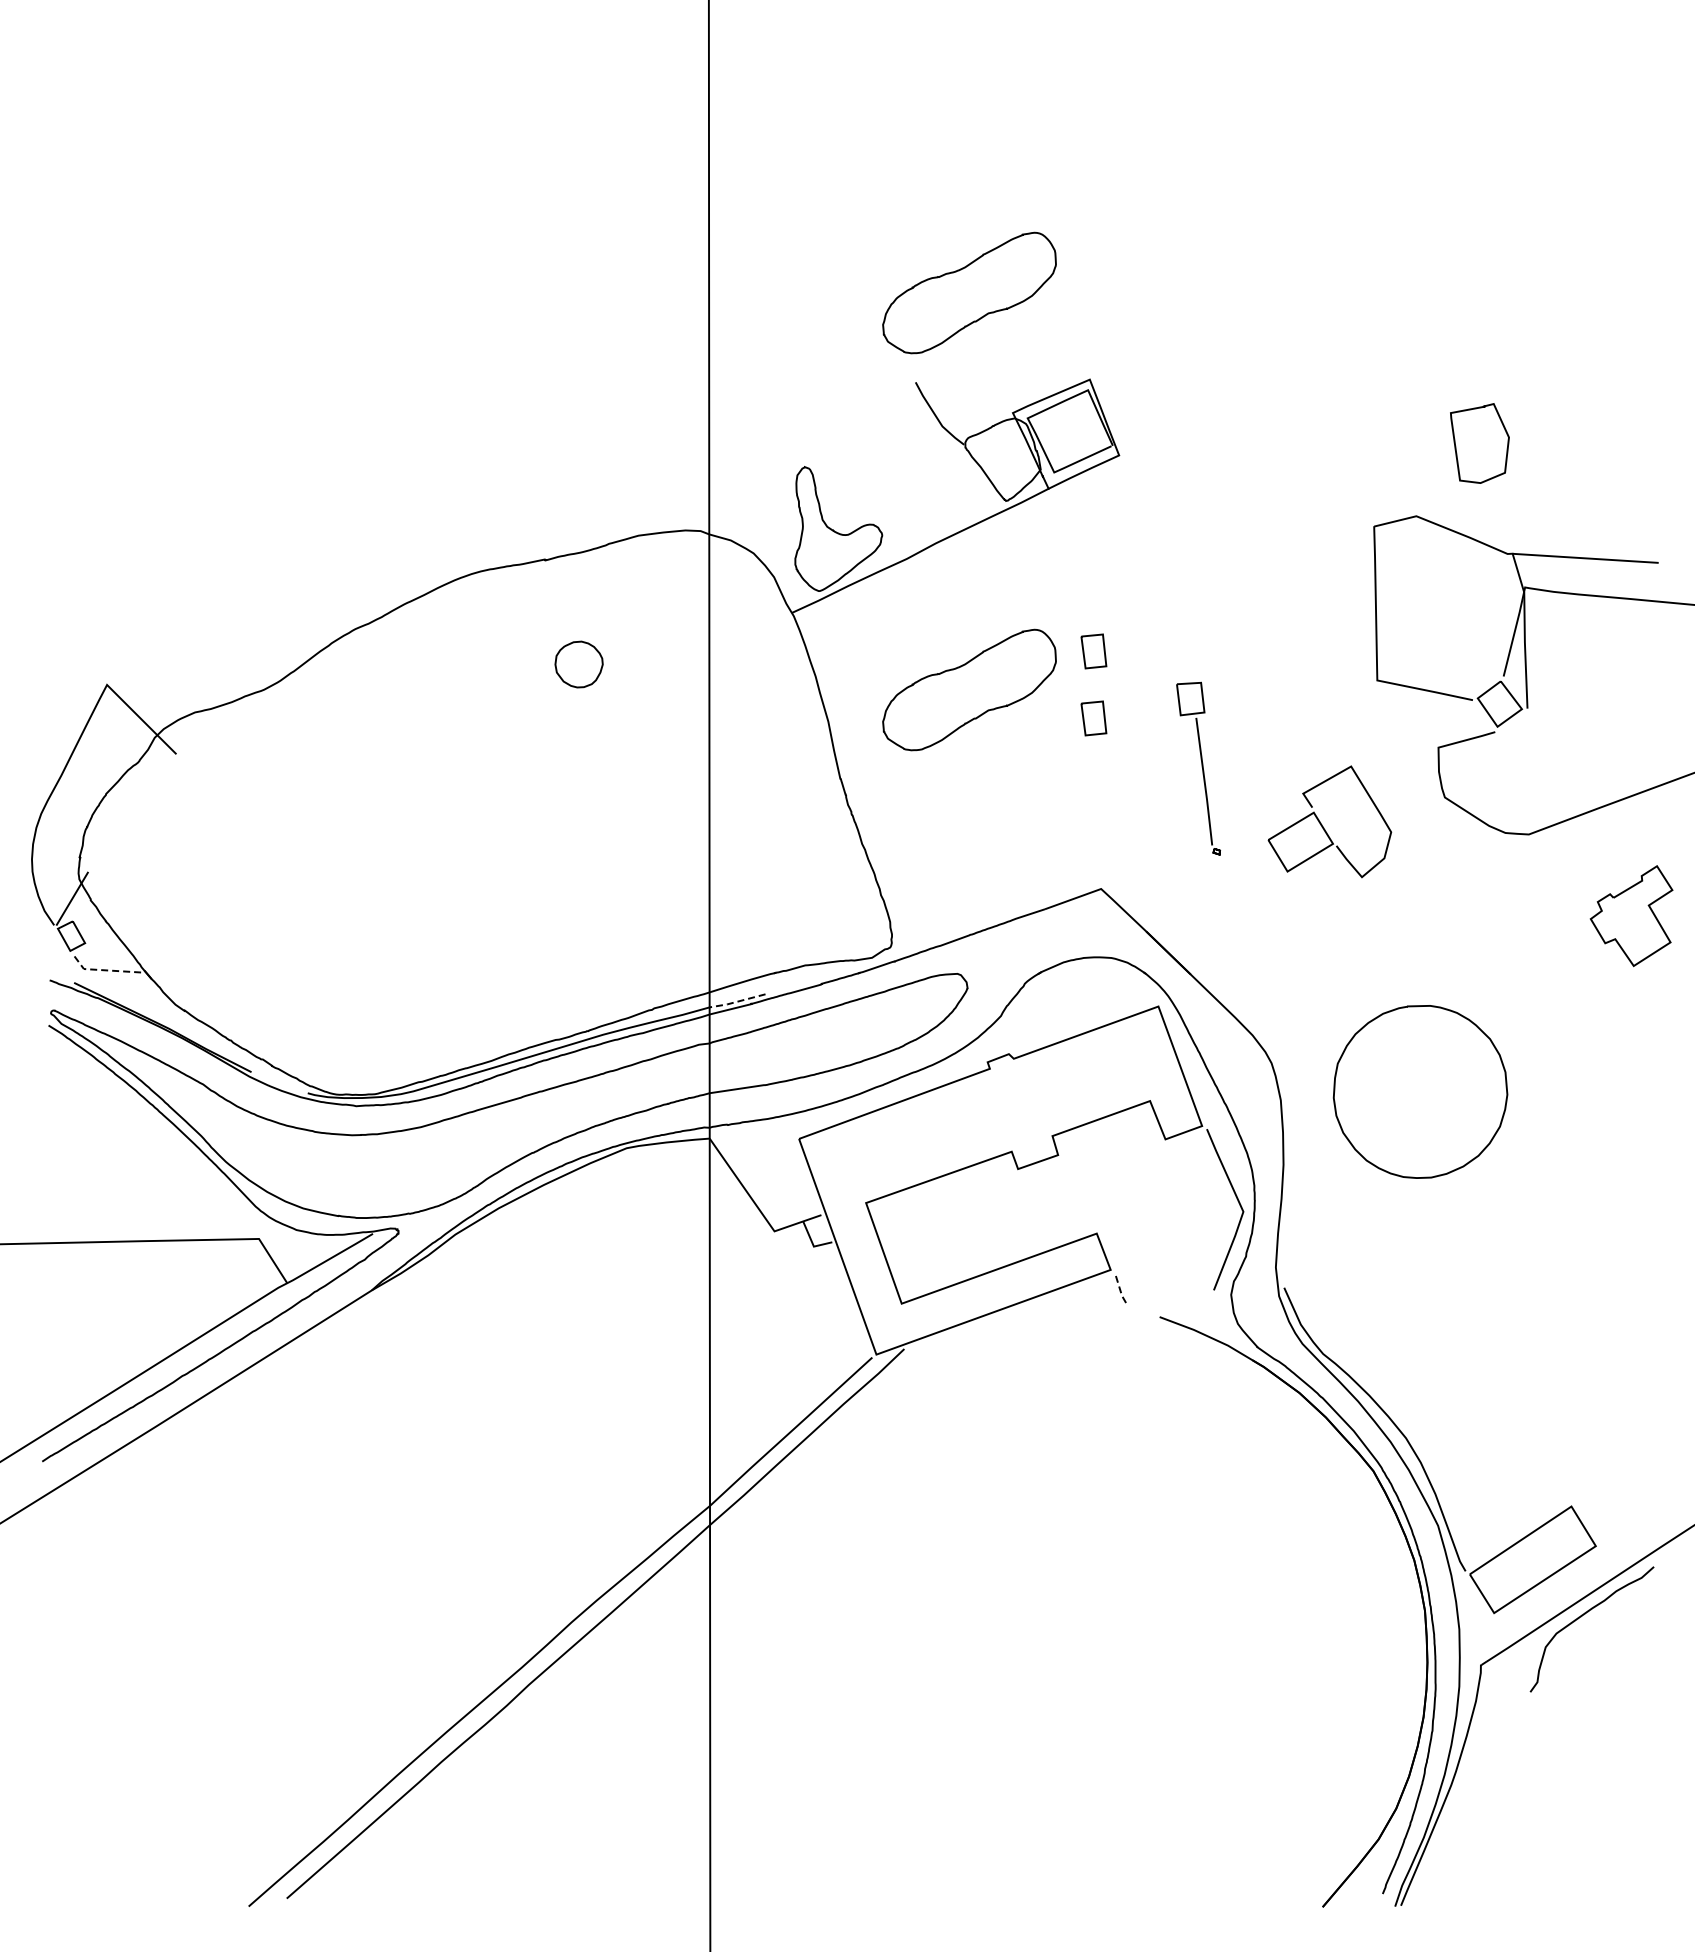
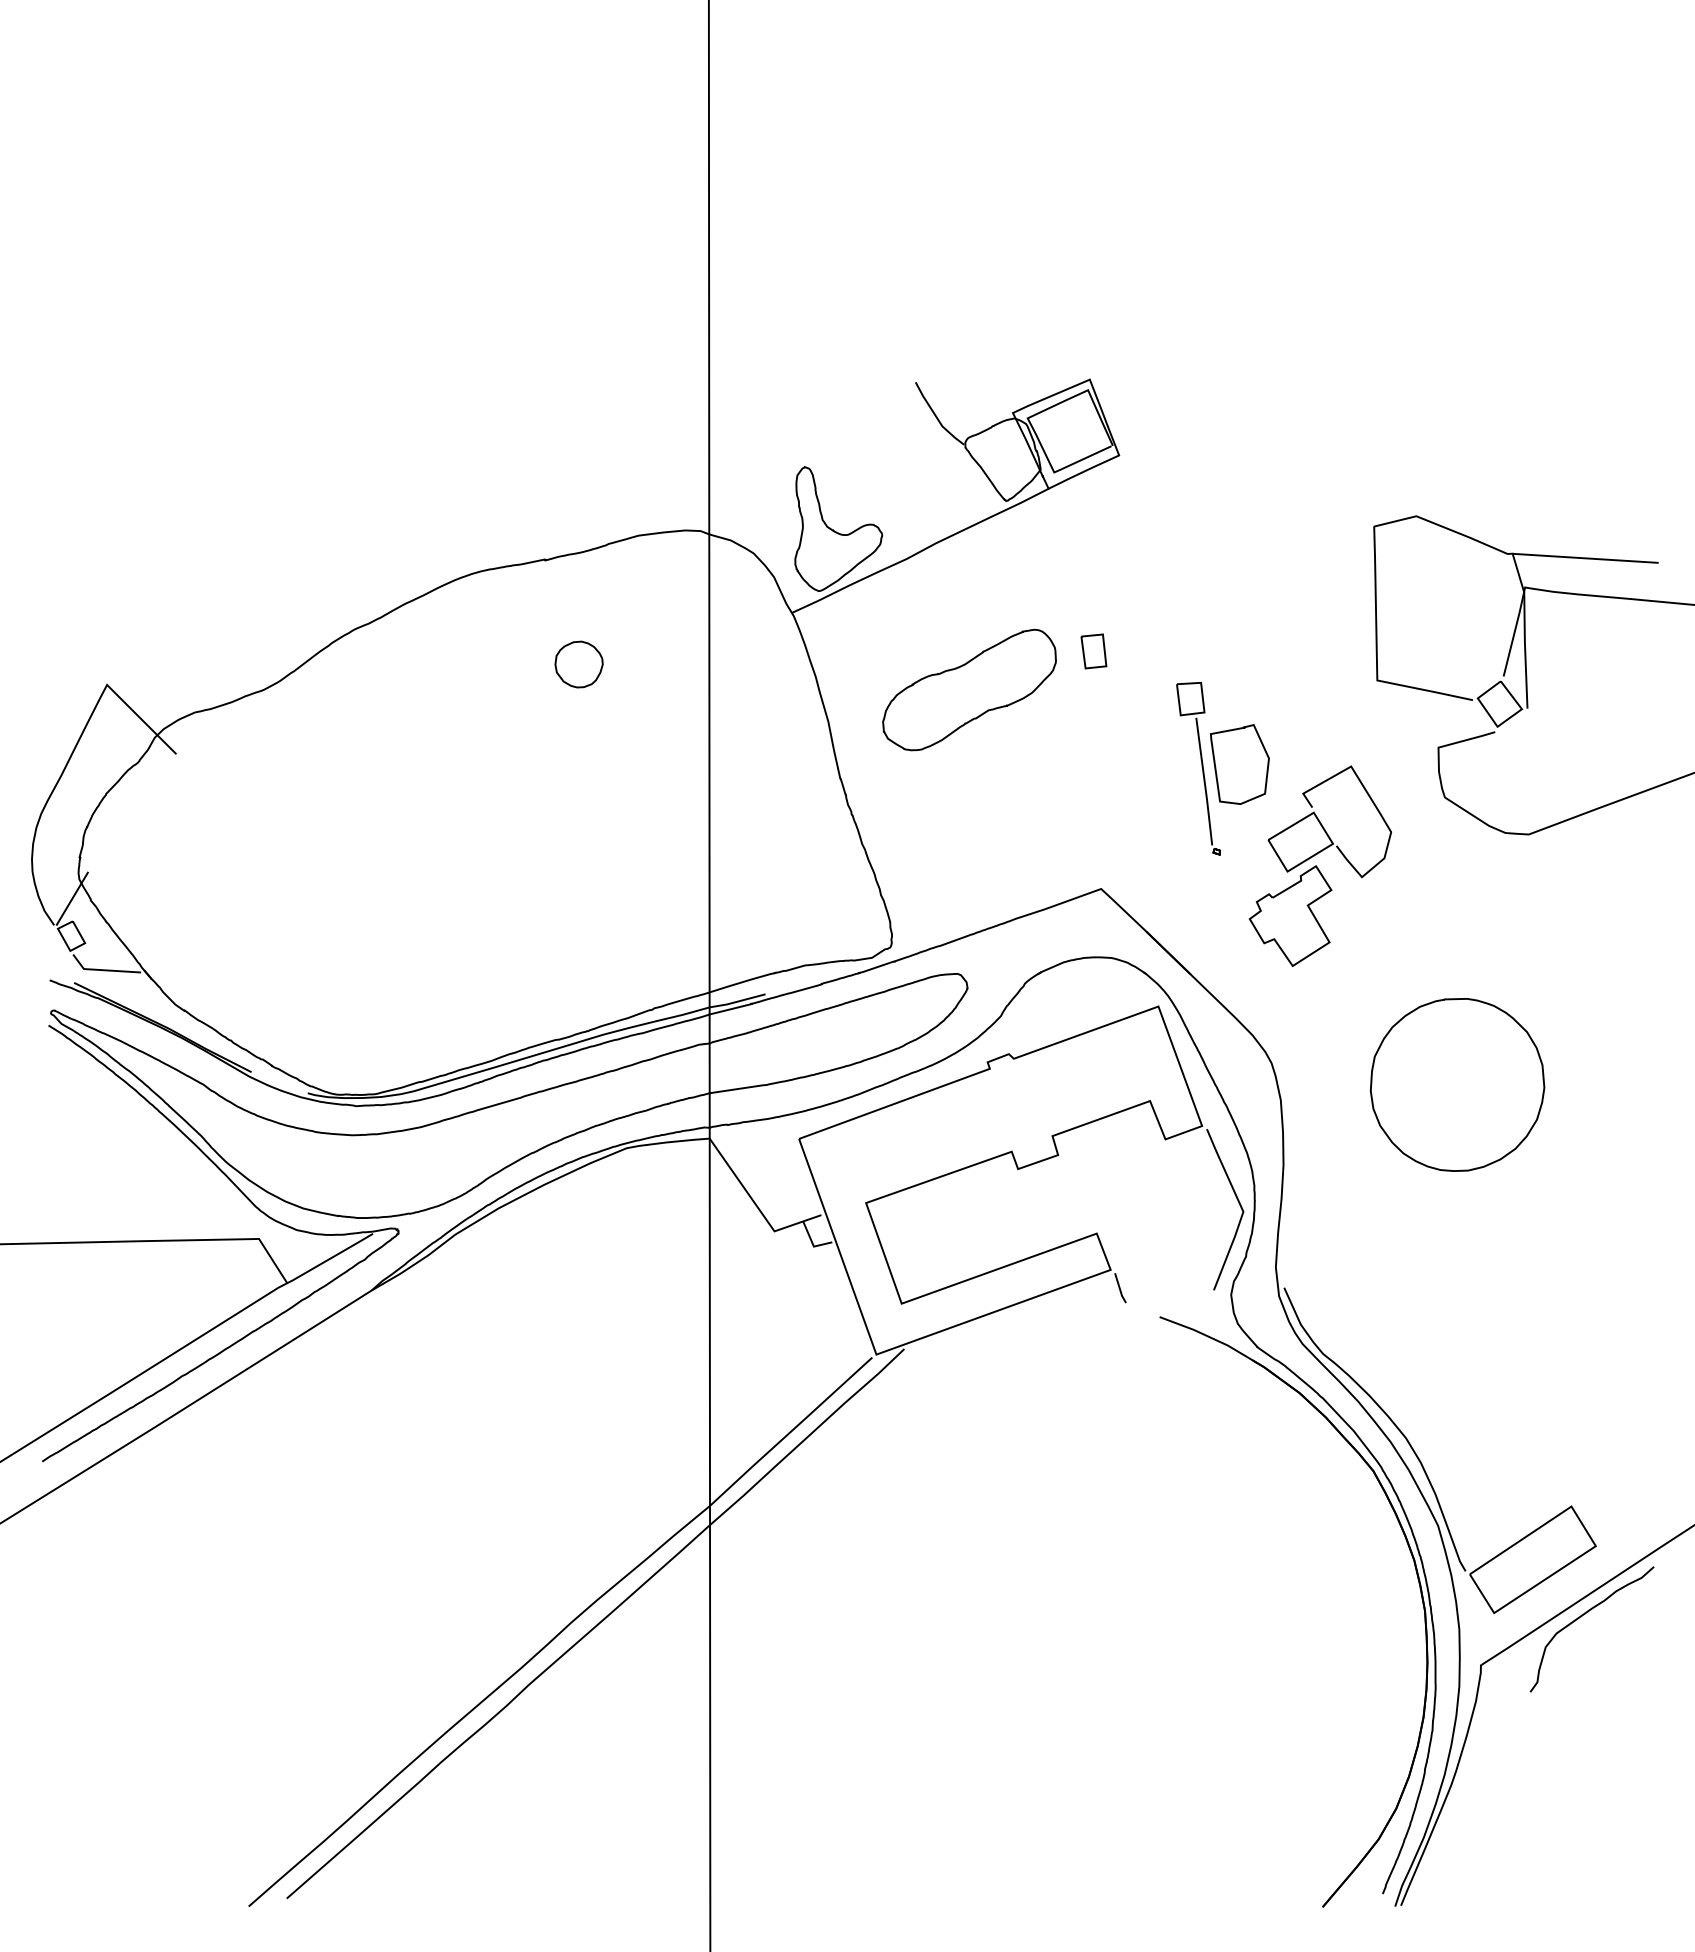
part: present -> none (969, 292)
curve position: (1456, 446) -> (1216, 767) (1216, 767)
part: present -> none (1093, 718)
part position: (1631, 916) -> (1290, 916) (1290, 916)
line: dashed -> solid (102, 970)
line: dashed -> solid (736, 1001)
curve position: (1417, 1007) -> (1454, 1000) (1454, 1000)
line: dashed -> solid (1120, 1289)
